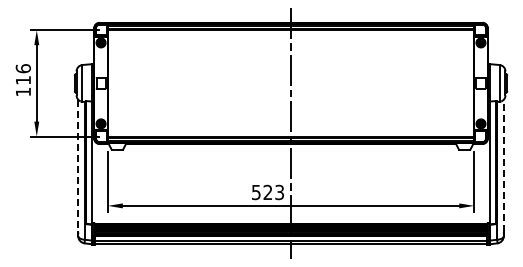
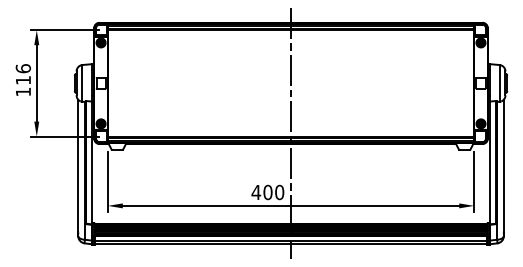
line: dashed -> solid (78, 165)
line: dashed -> solid (503, 165)
text: 523 -> 400 (267, 192)
